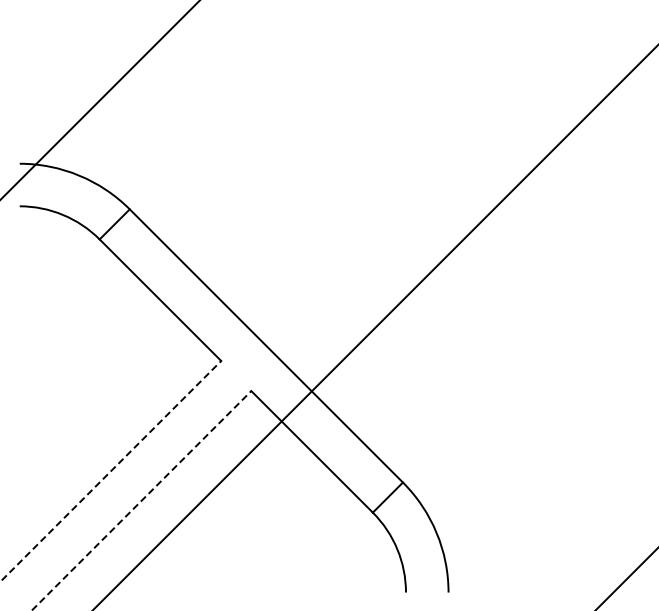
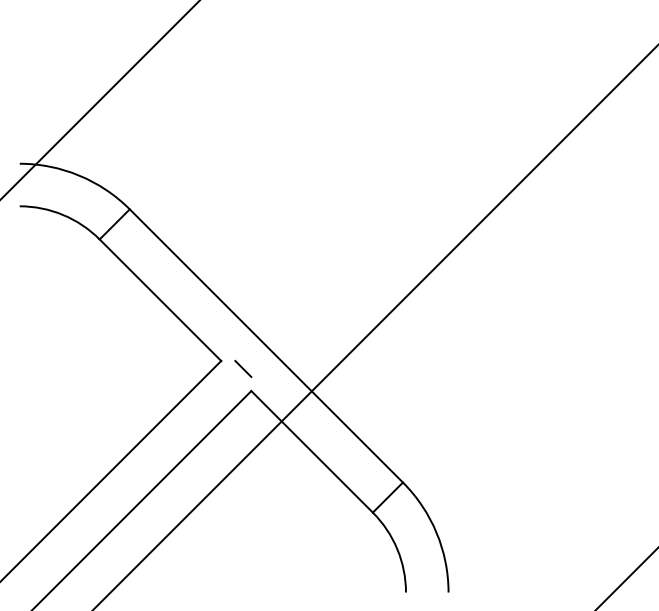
line: none -> present (243, 368)
line: dashed -> solid (111, 471)
line: dashed -> solid (141, 500)
